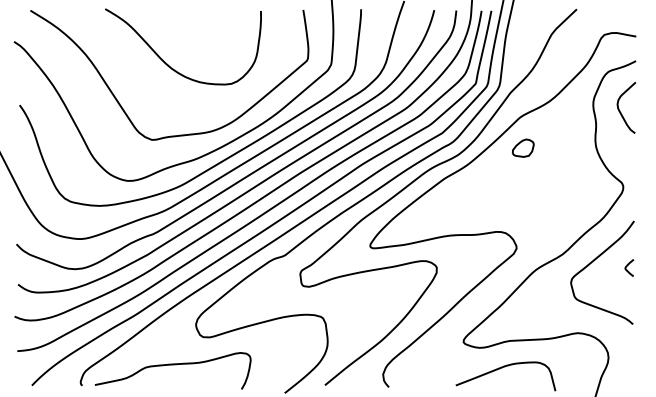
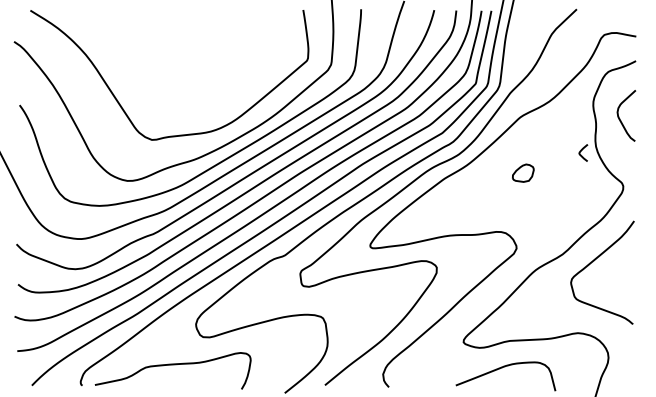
curve: present -> none (166, 62)
curve position: (620, 110) -> (620, 118) (620, 118)
part position: (523, 147) -> (523, 172) (523, 172)
curve position: (628, 265) -> (582, 150) (582, 150)
